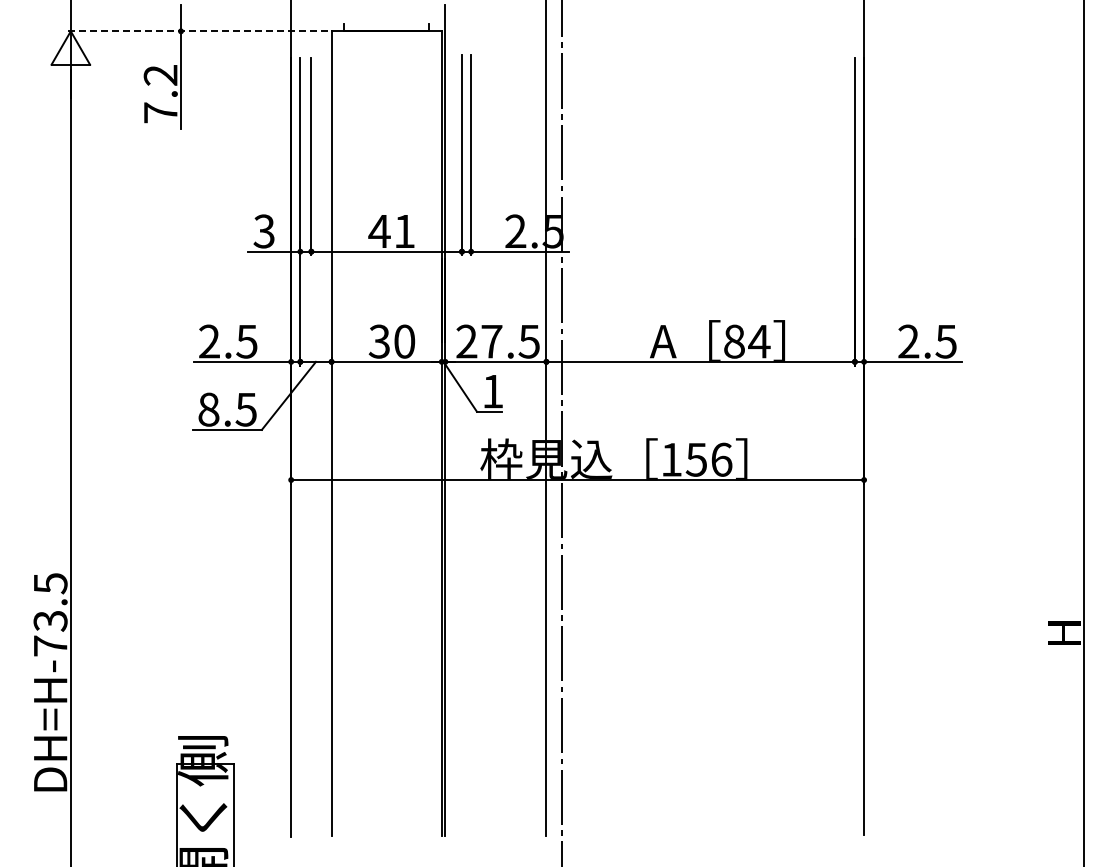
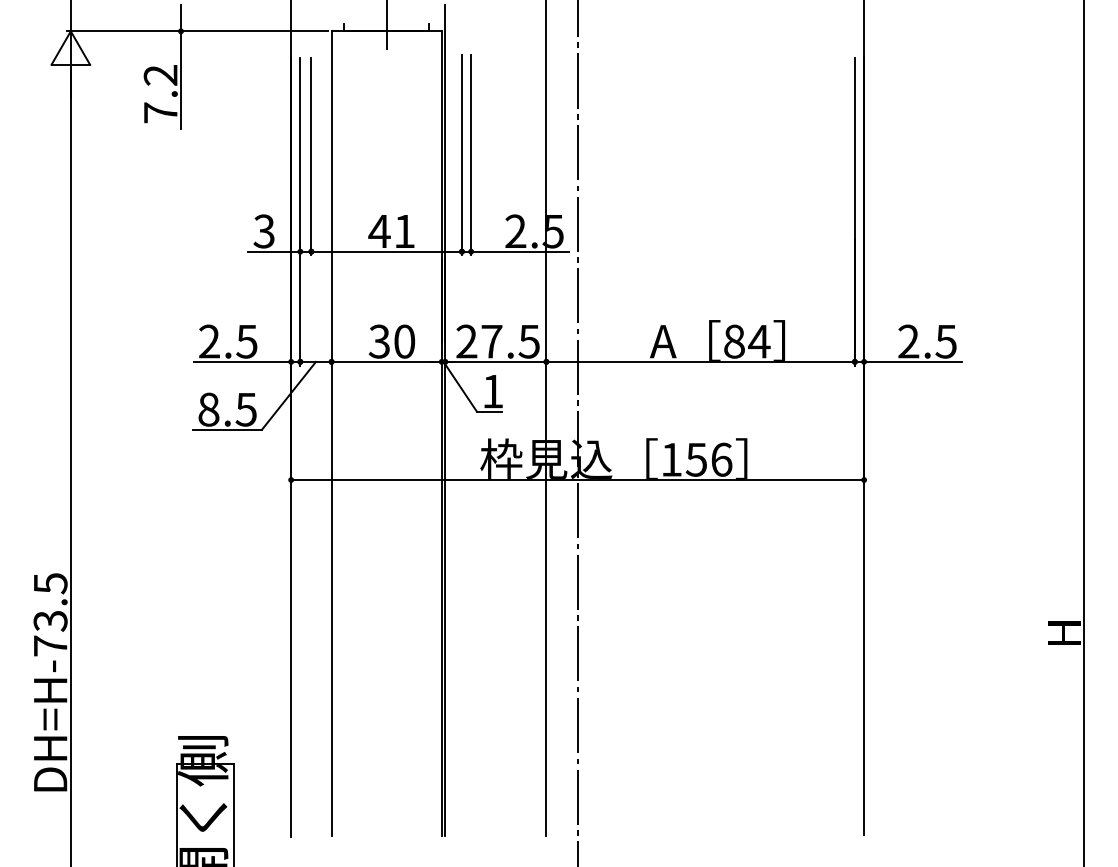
line: none -> present (386, 25)
line: dashed -> solid (197, 31)
line position: (561, 432) -> (577, 432) (577, 432)
